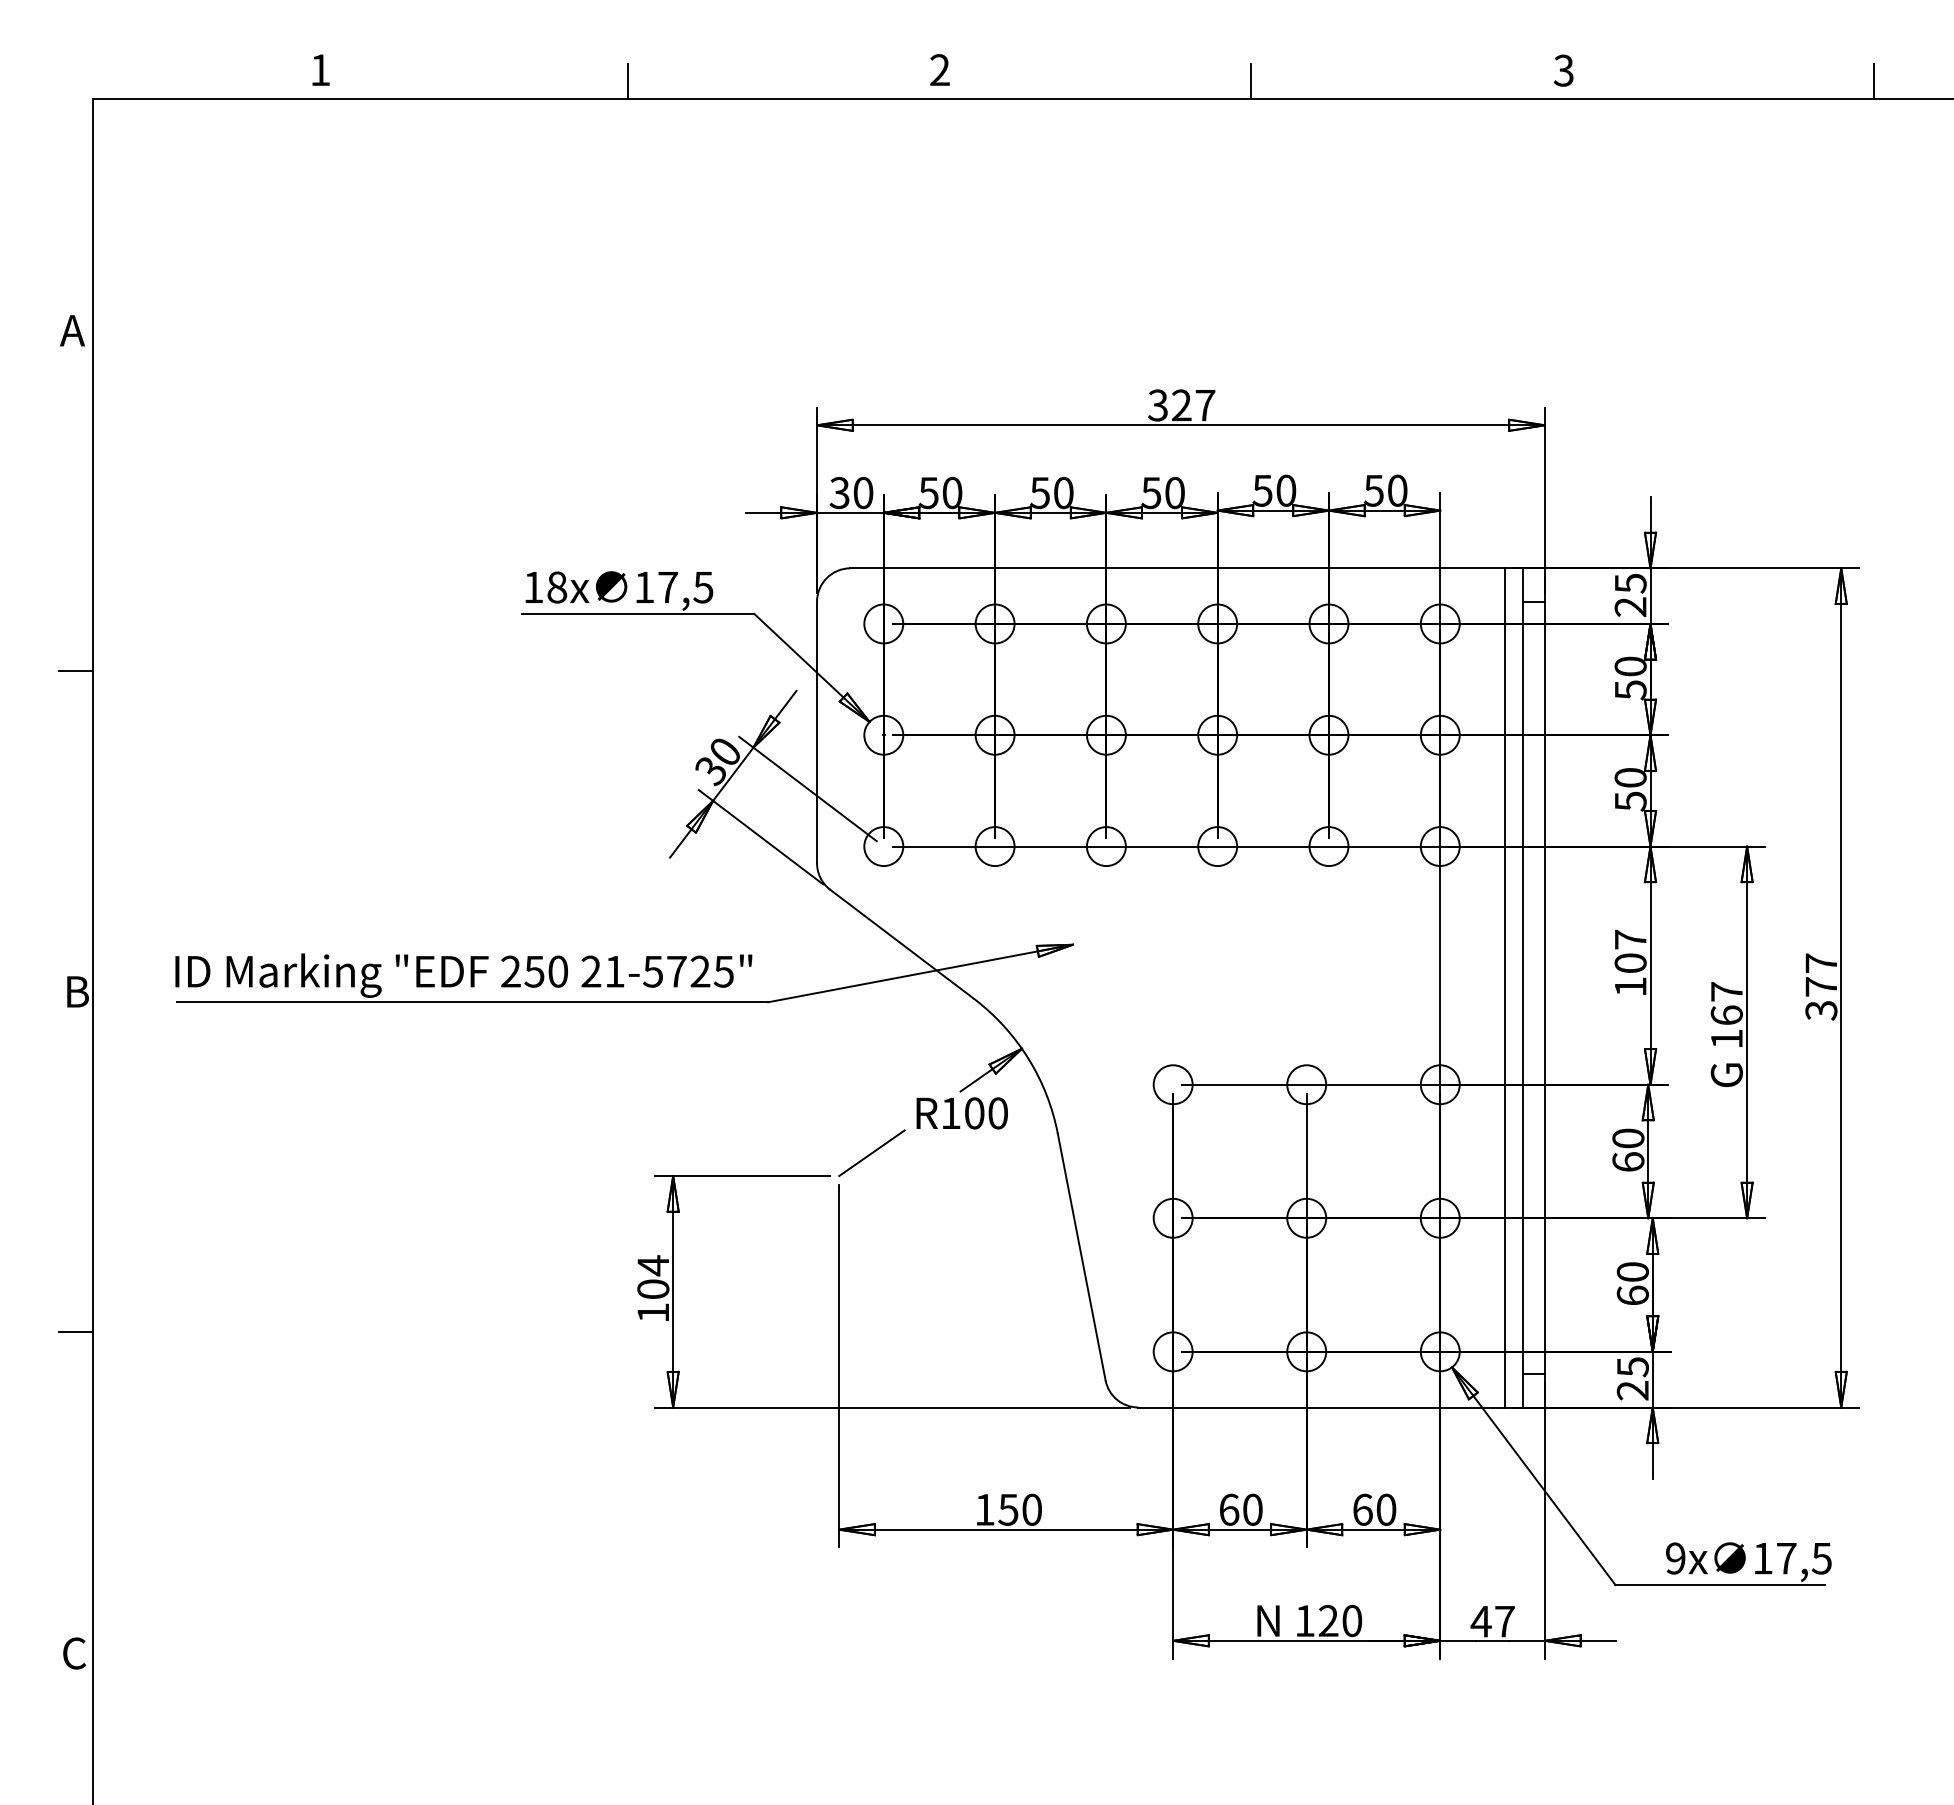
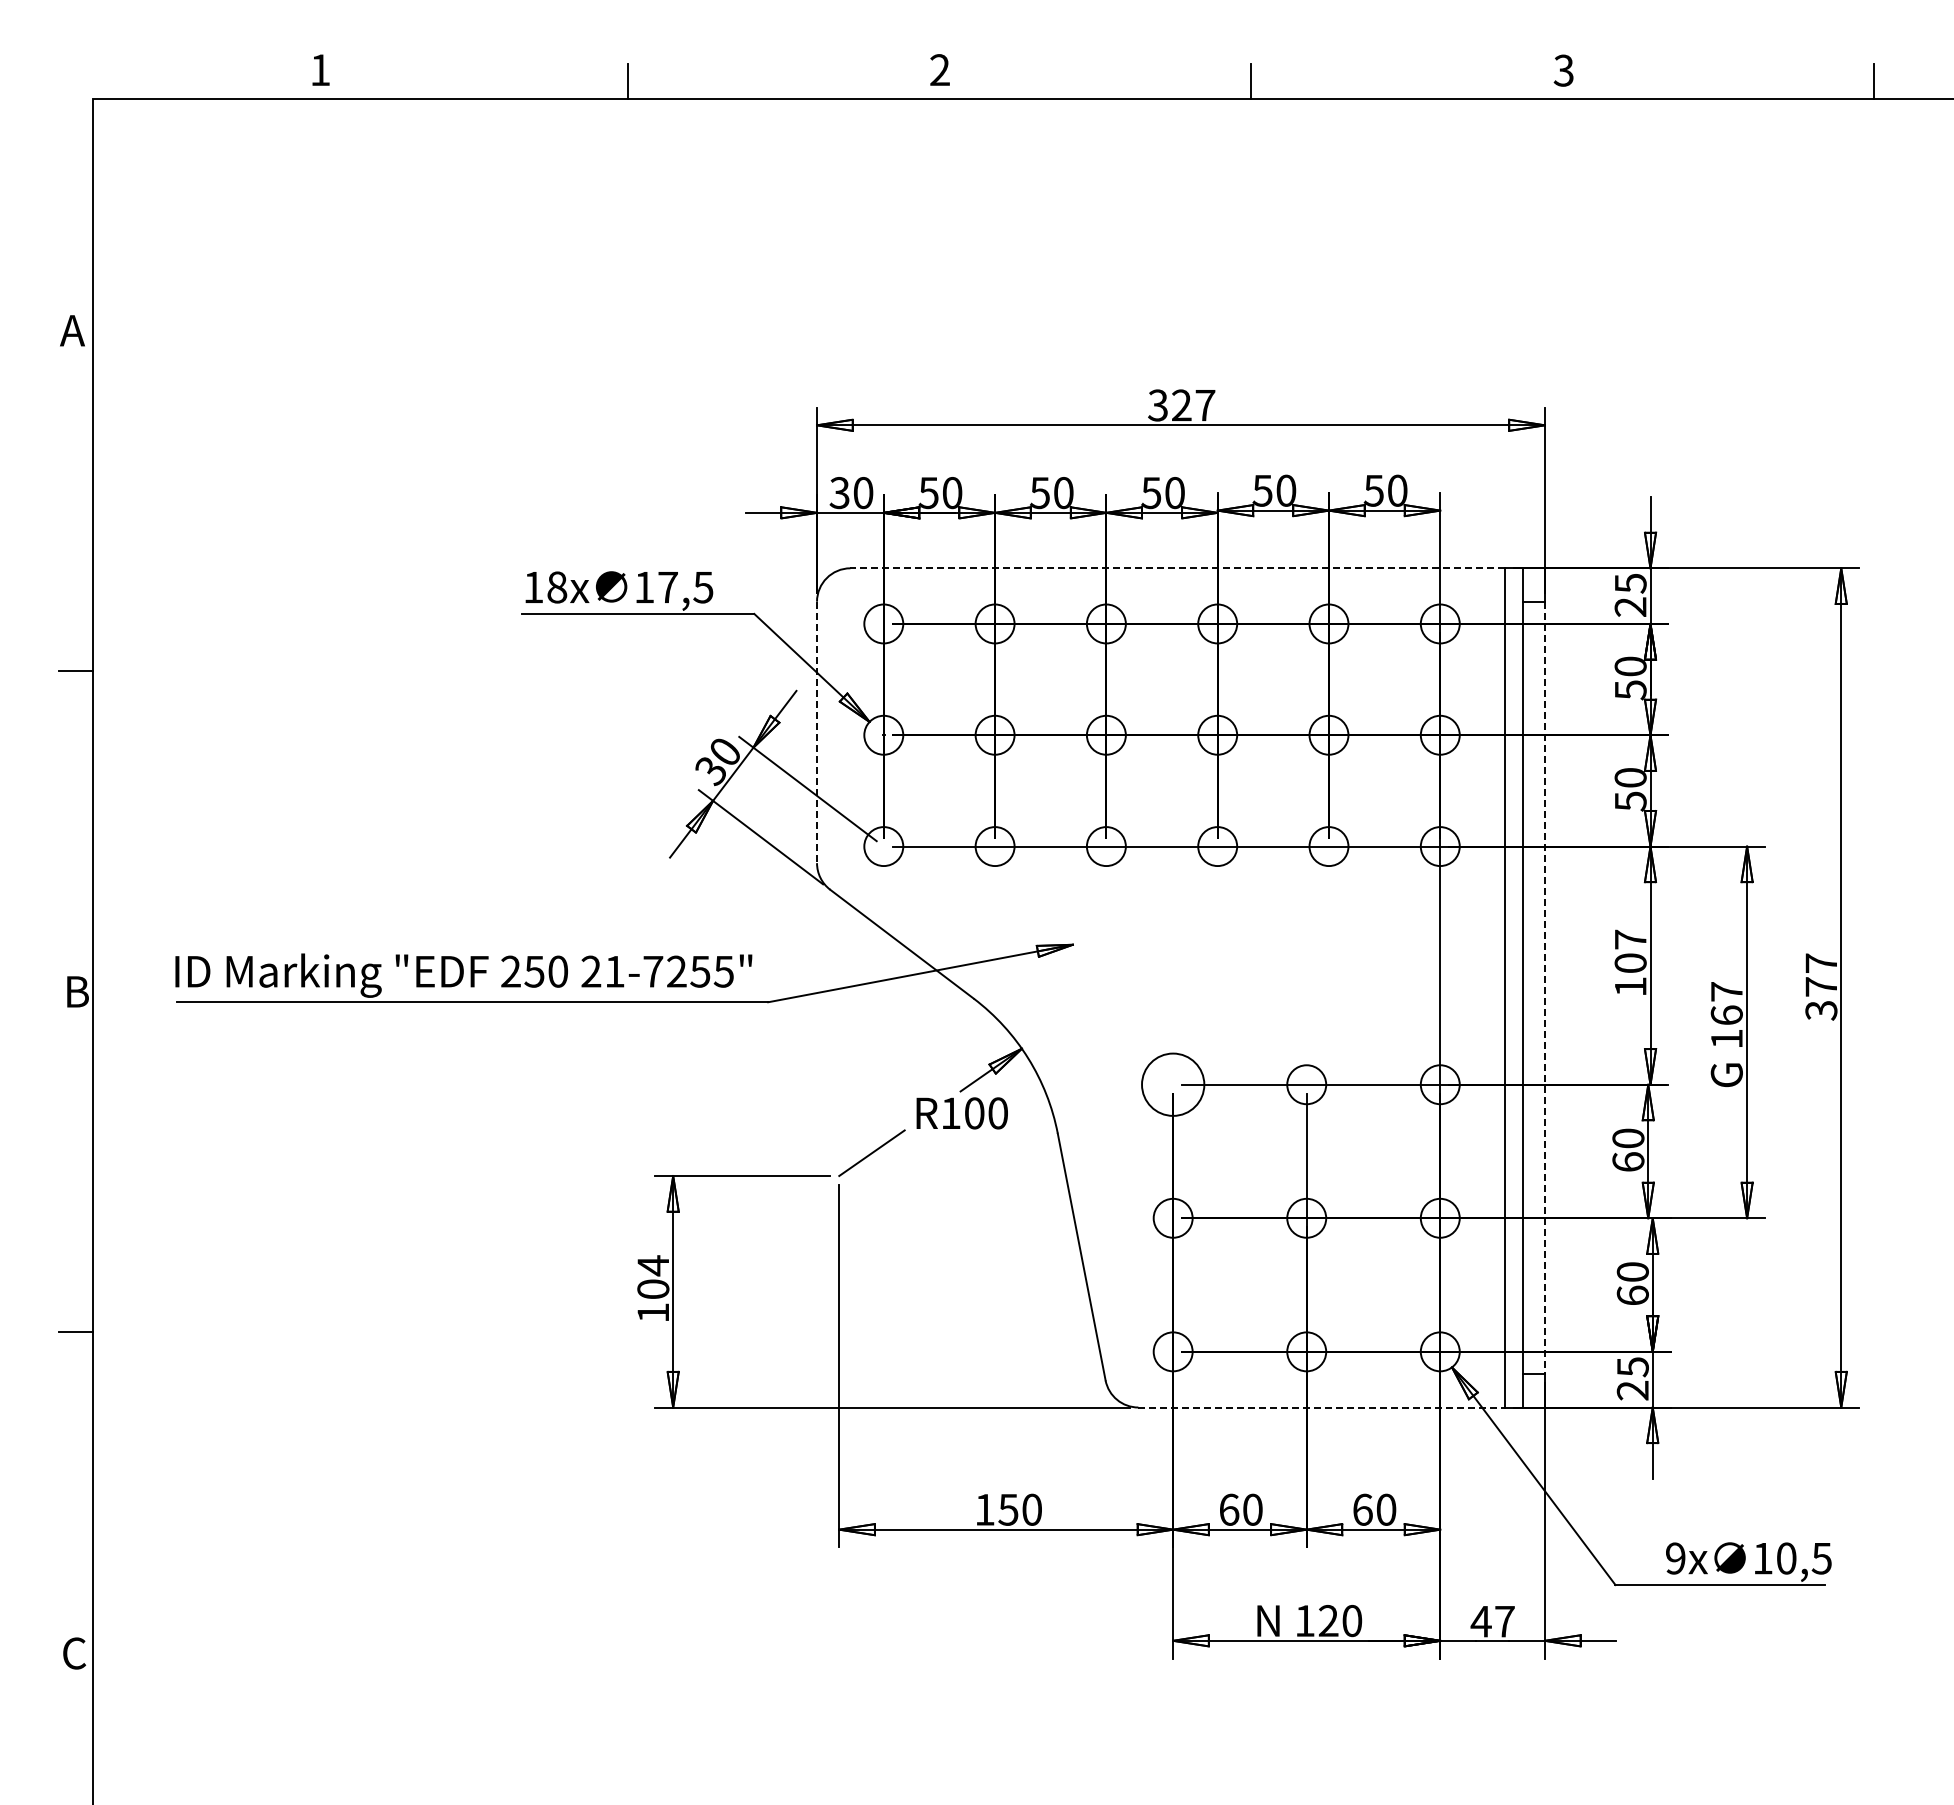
line: solid -> dashed (1177, 568)
line: solid -> dashed (817, 732)
text: 21-5725" -> 21-7255" (676, 971)
line: solid -> dashed (1544, 988)
circle diameter: 39 px -> 62 px (1173, 1084)
line: solid -> dashed (1322, 1407)
text: 17,5 -> 10,5 (1786, 1558)
